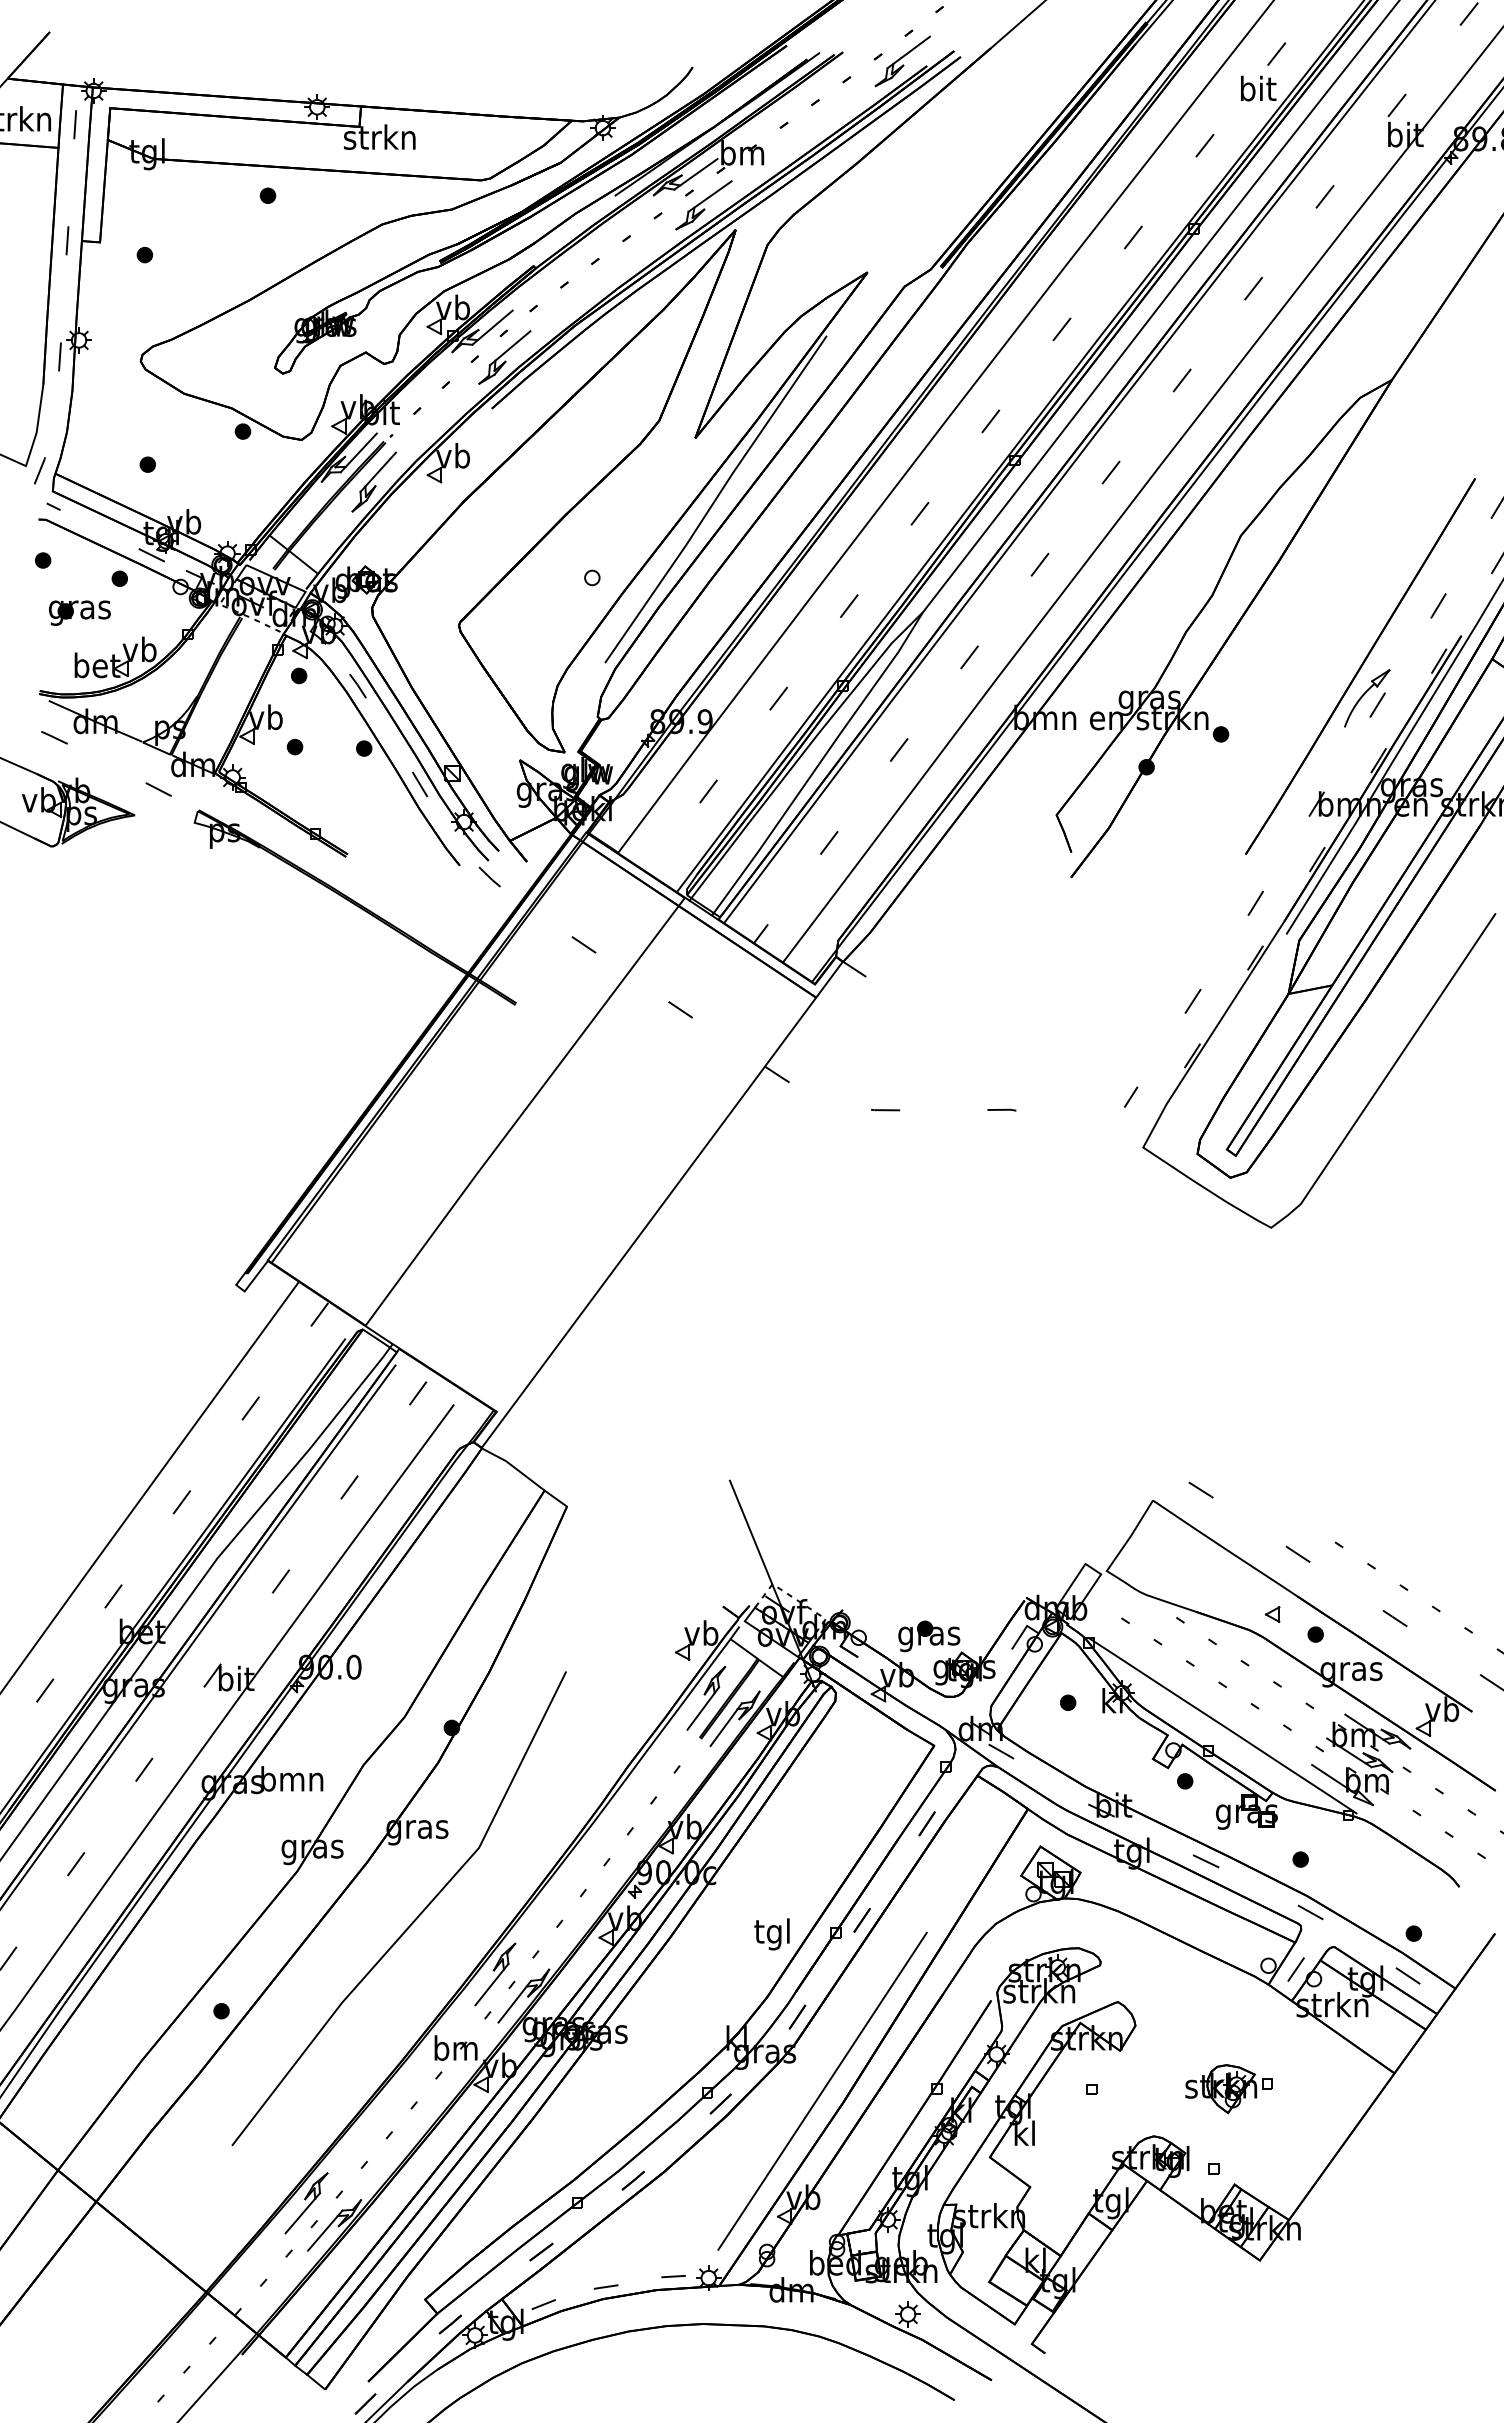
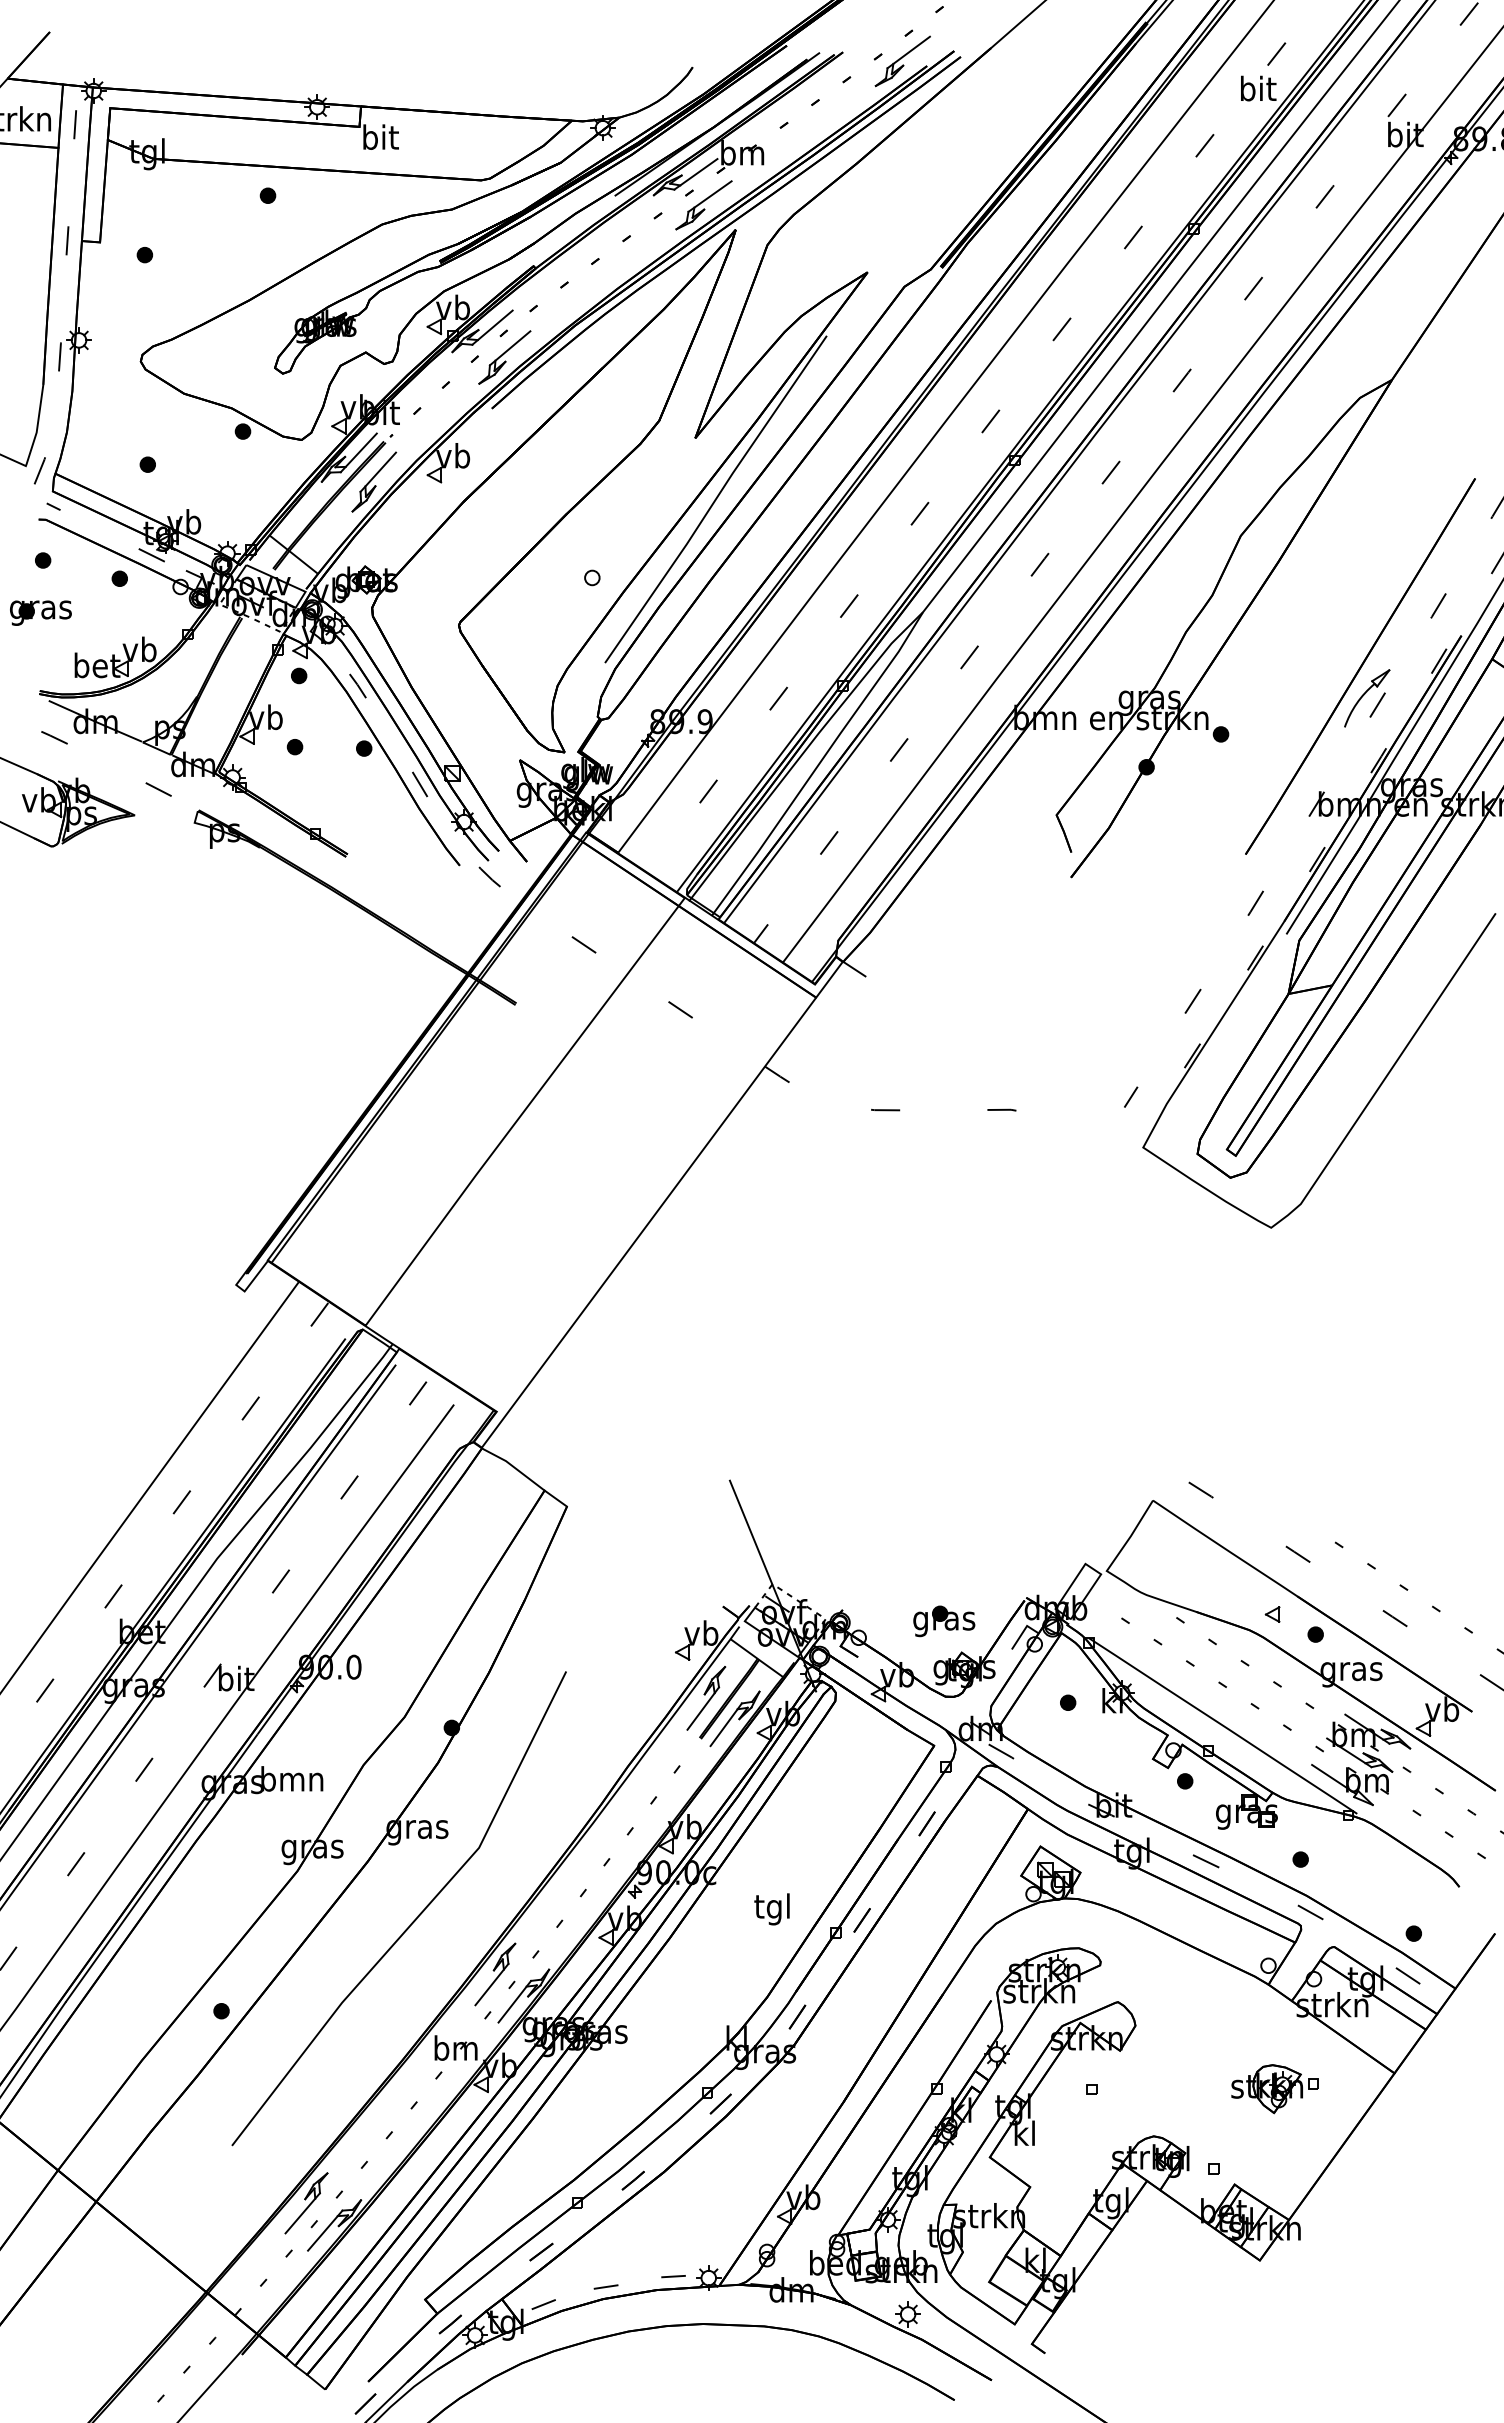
text: strkn -> bit (379, 136)
part position: (79, 612) -> (40, 612) (40, 612)
part position: (929, 1636) -> (944, 1621) (944, 1621)
text position: (771, 1934) -> (771, 1909) (771, 1909)
line: present -> none (1295, 1970)
part position: (1228, 2089) -> (1274, 2089) (1274, 2089)
line: present -> none (822, 2090)
